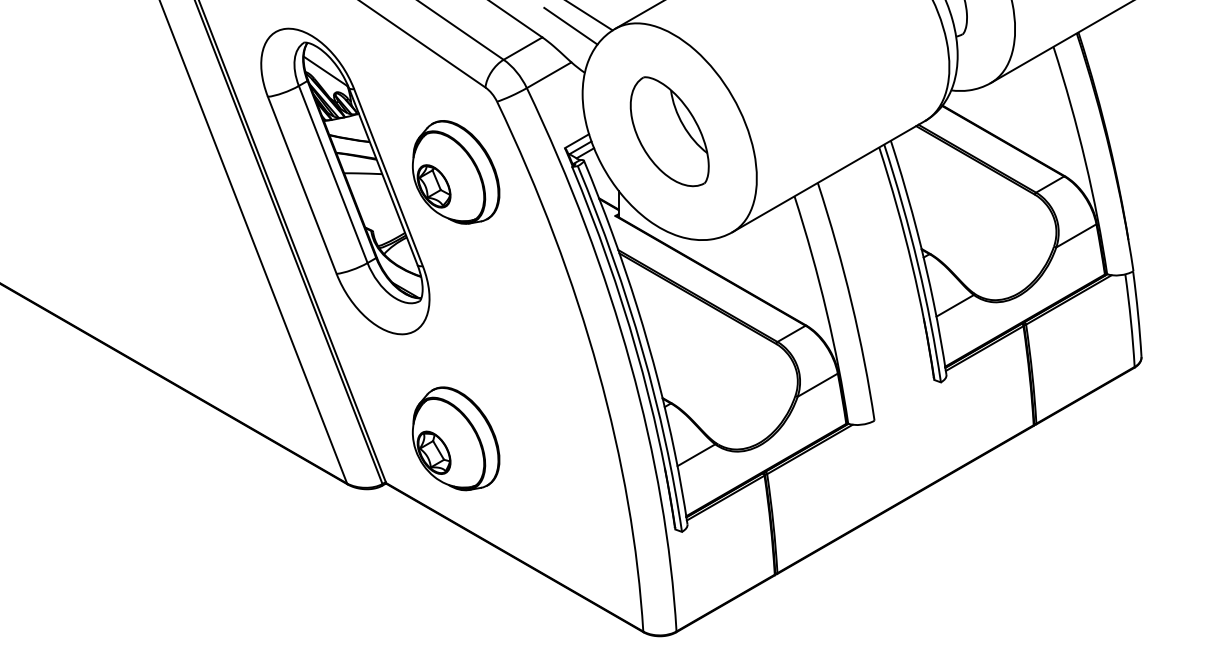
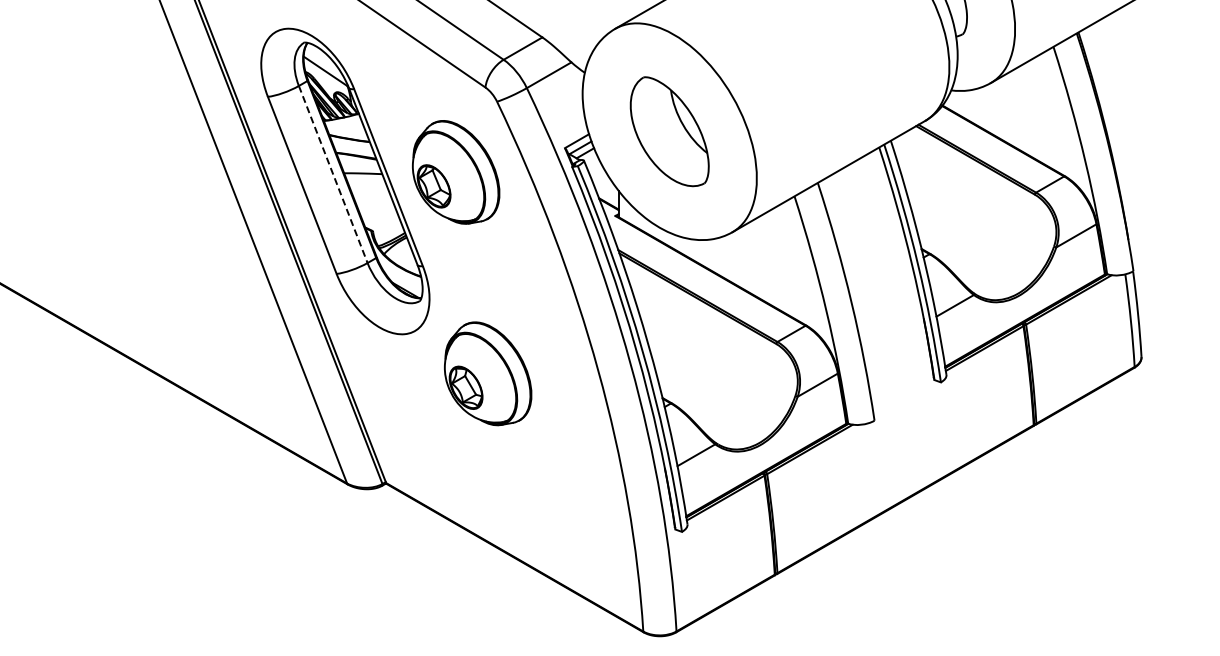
line: present -> none (590, 16)
line: present -> none (570, 25)
line: solid -> dashed (333, 174)
part position: (456, 438) -> (488, 373) (488, 373)
